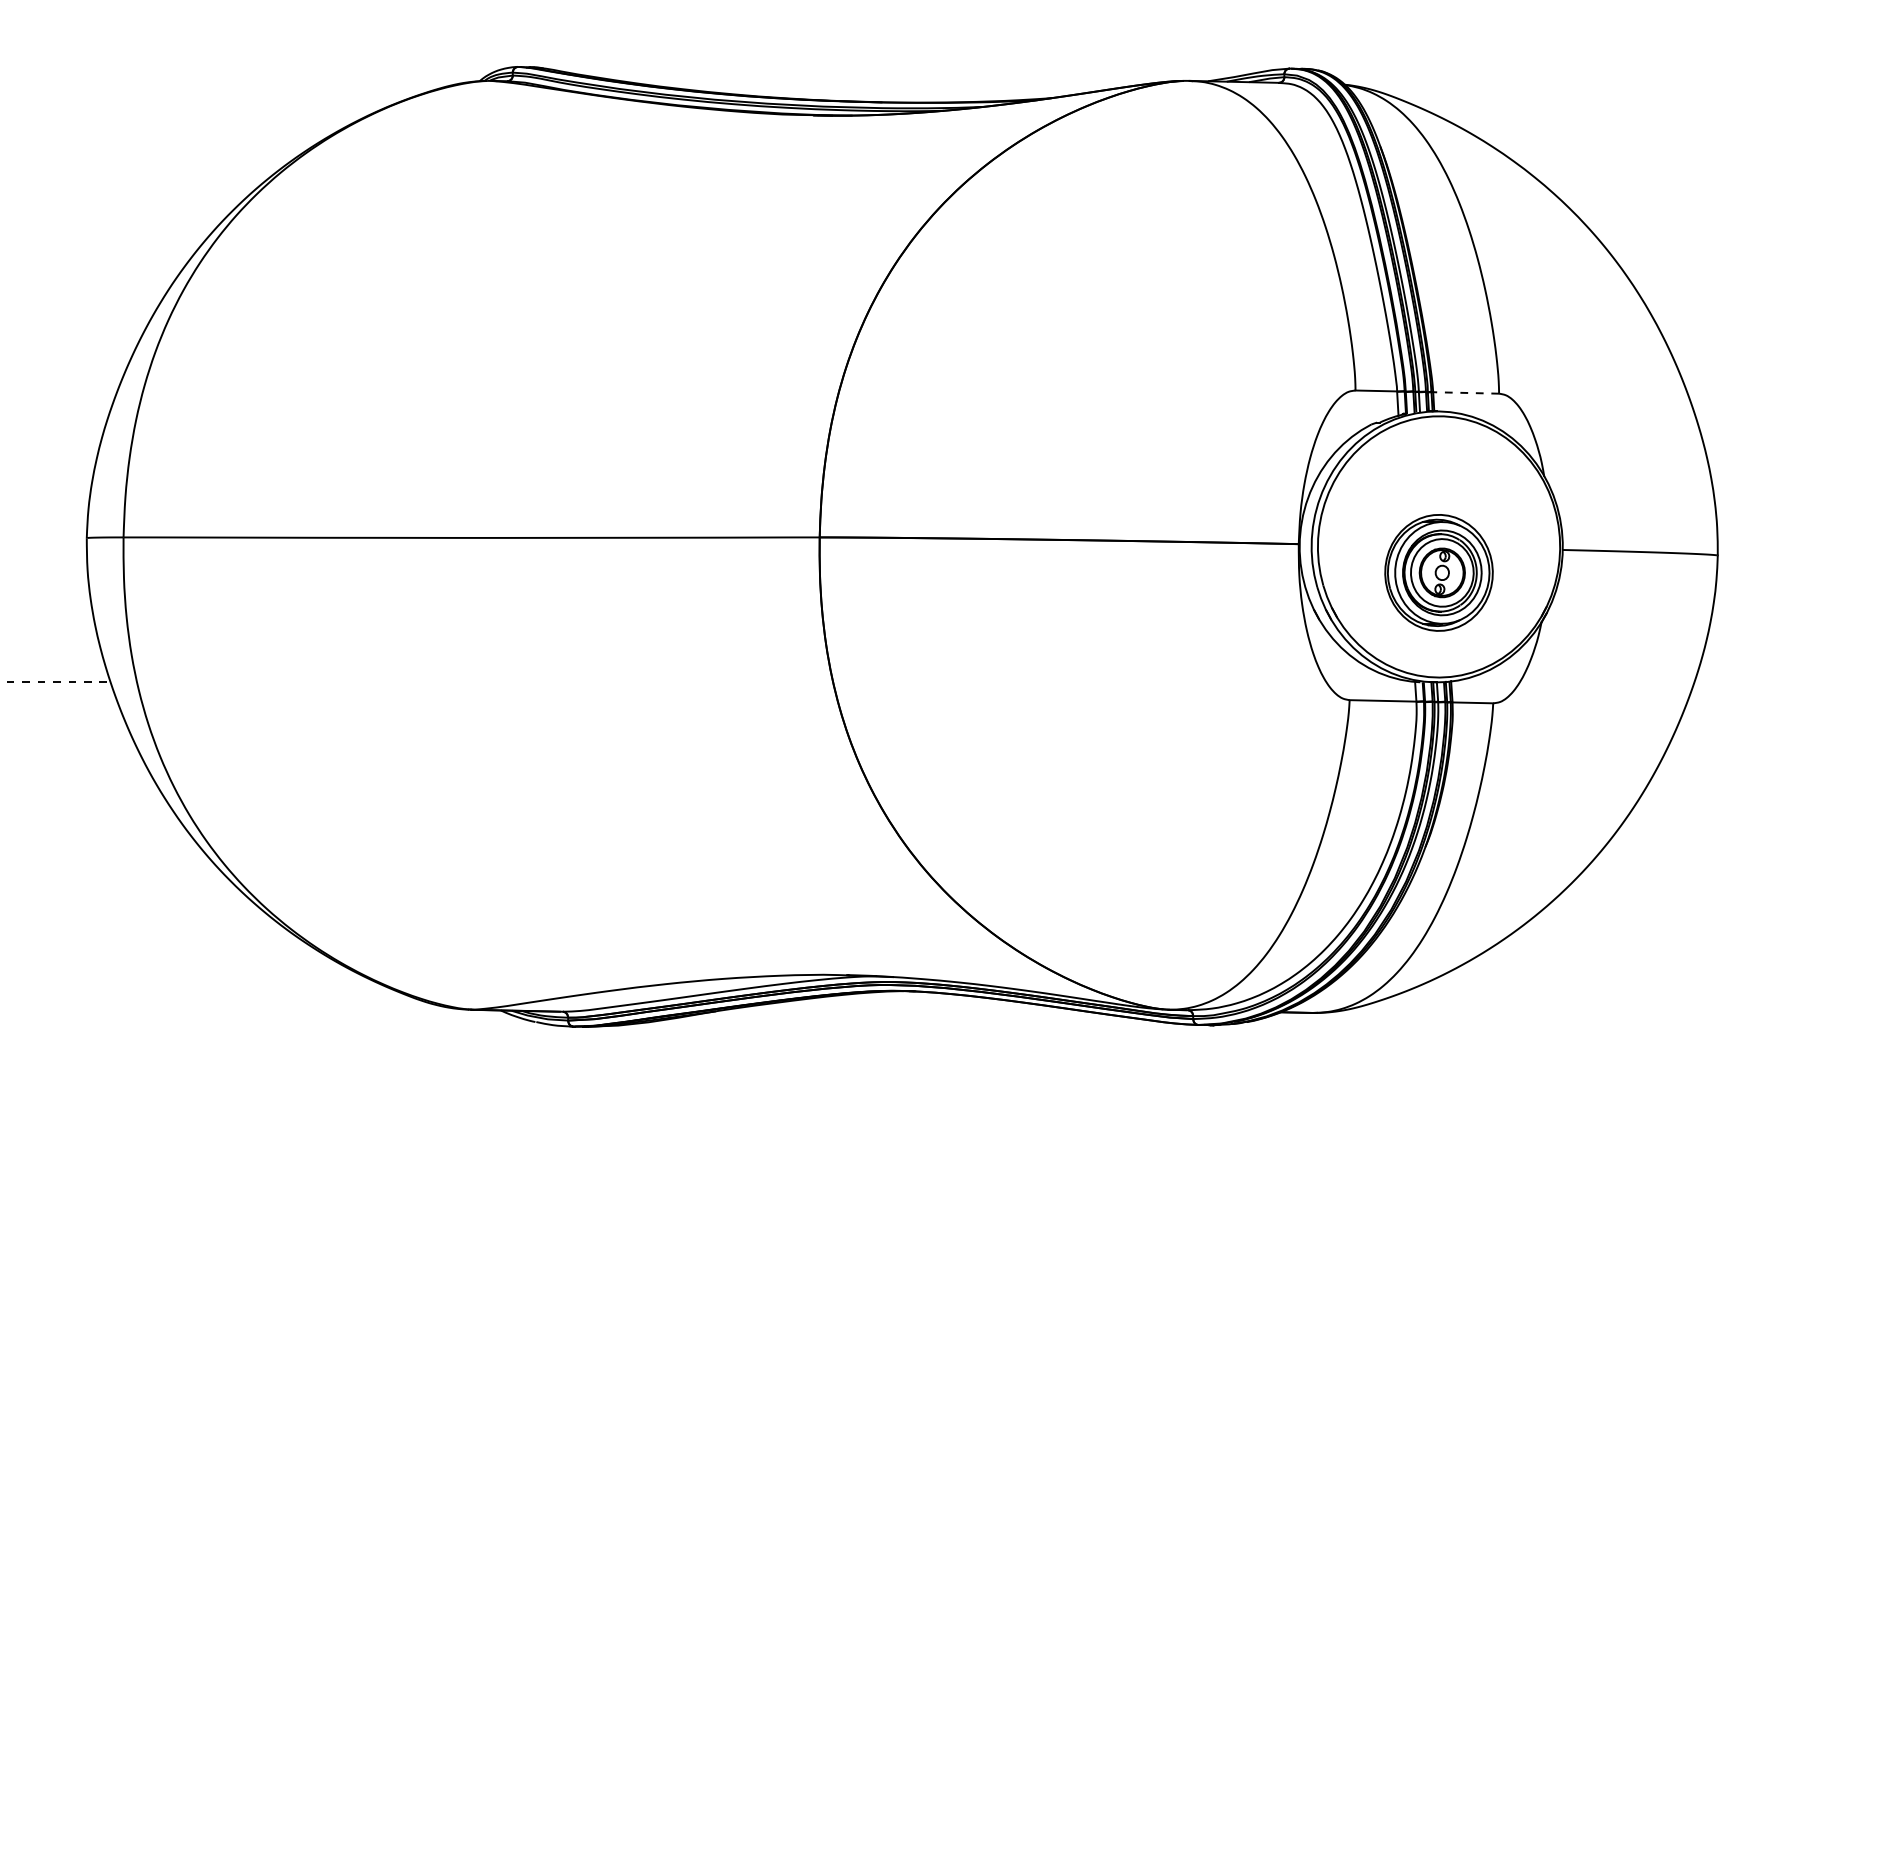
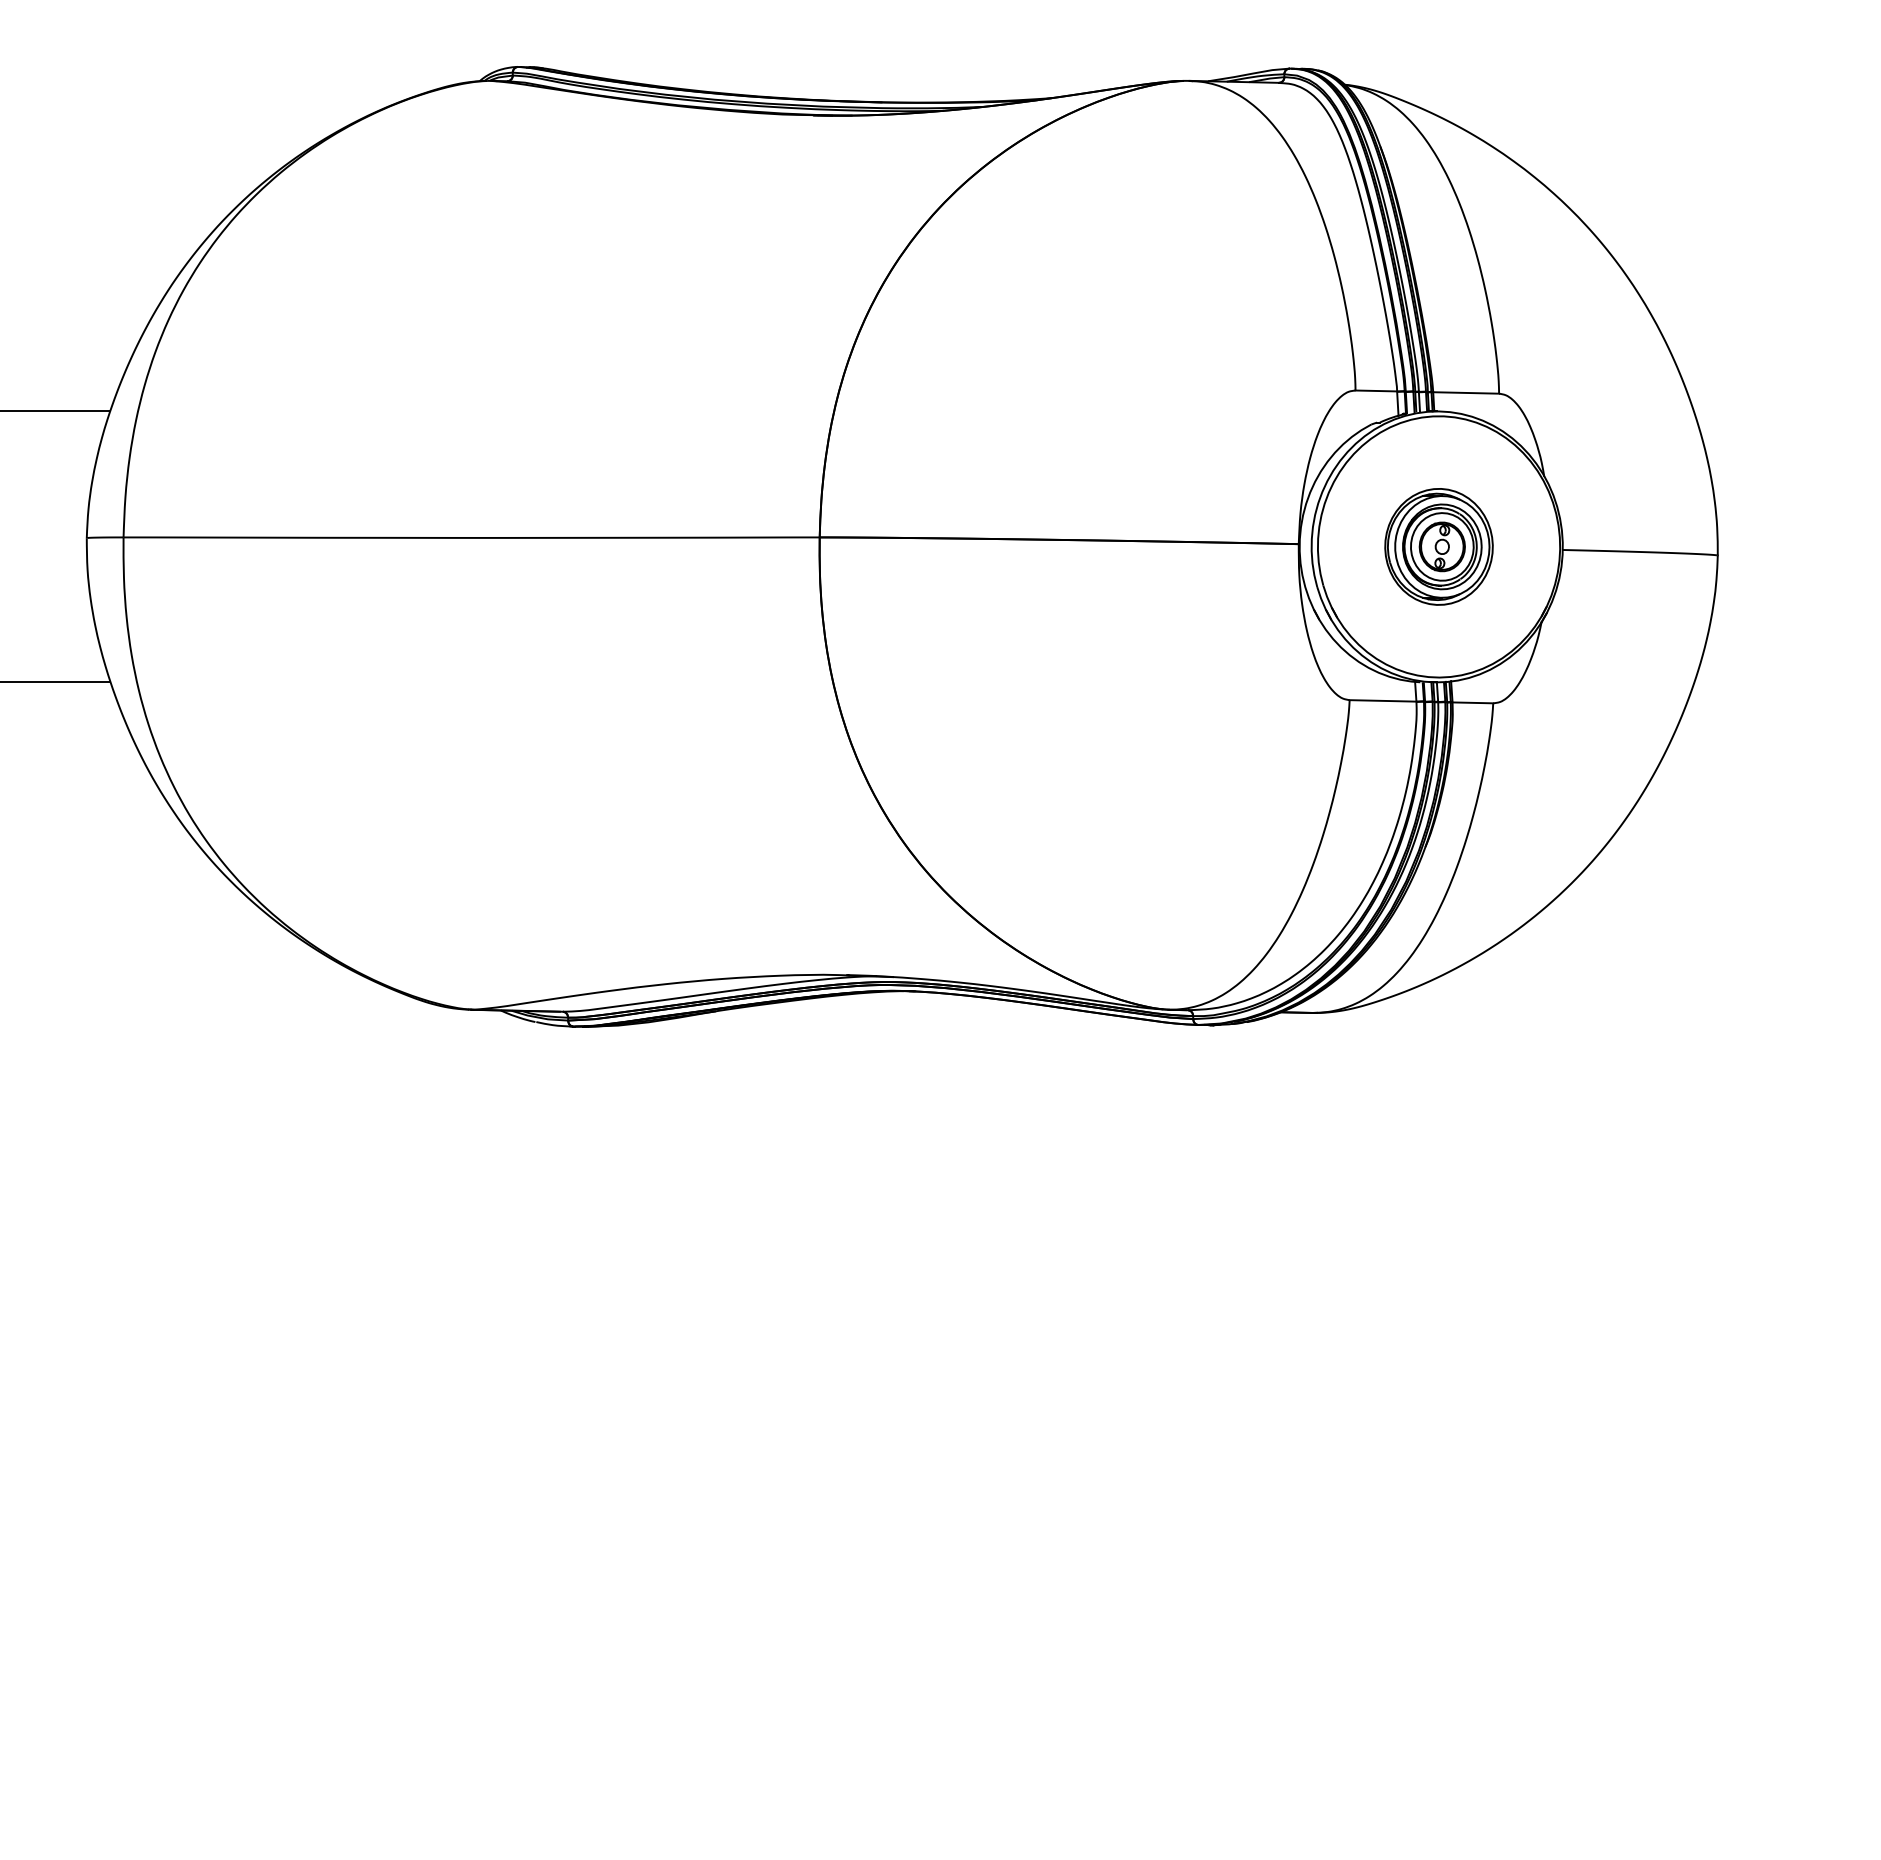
line: dashed -> solid (1466, 392)
line: none -> present (55, 411)
part position: (1438, 572) -> (1438, 546) (1438, 546)
line: dashed -> solid (55, 682)
